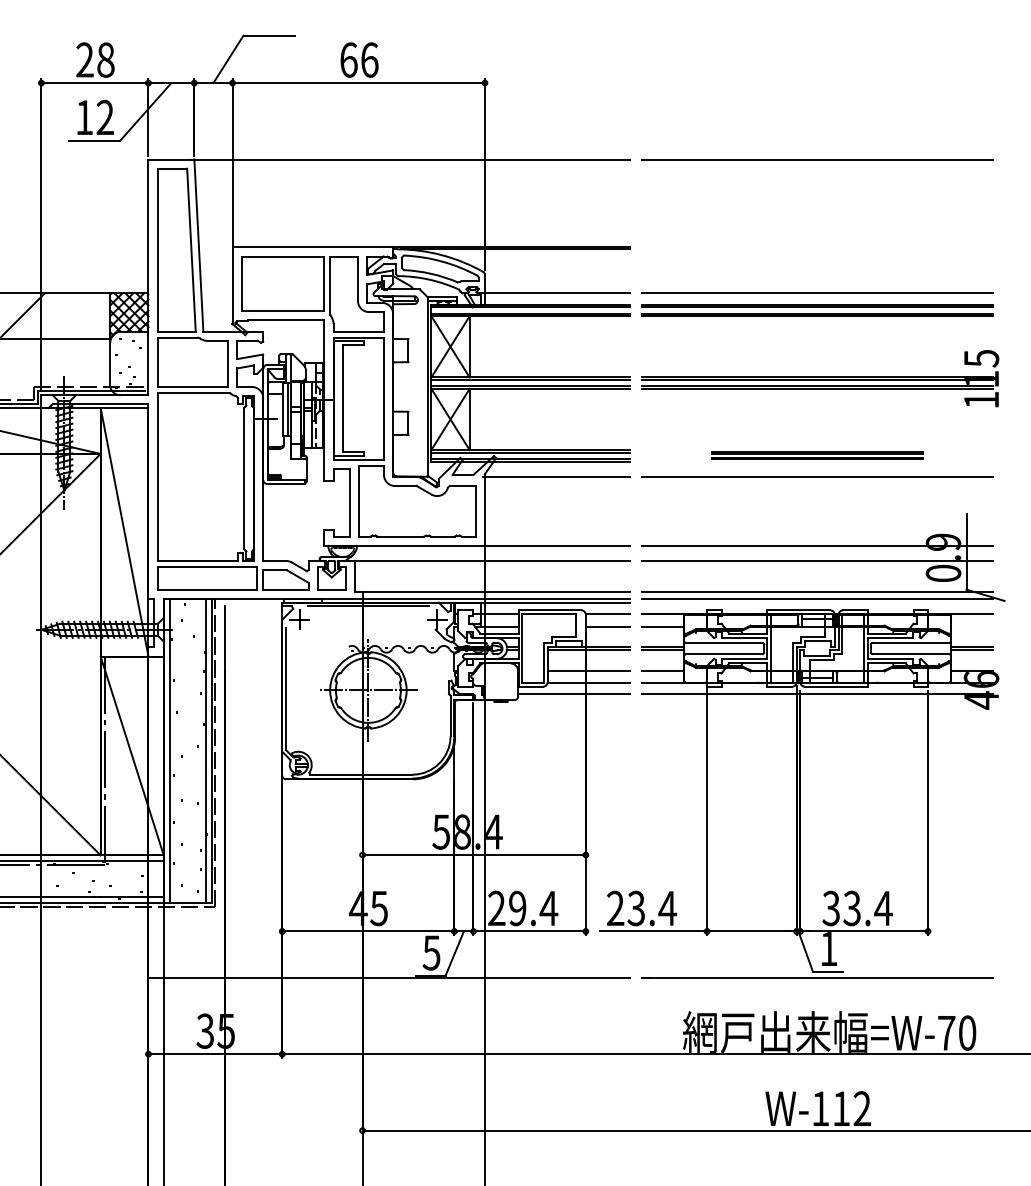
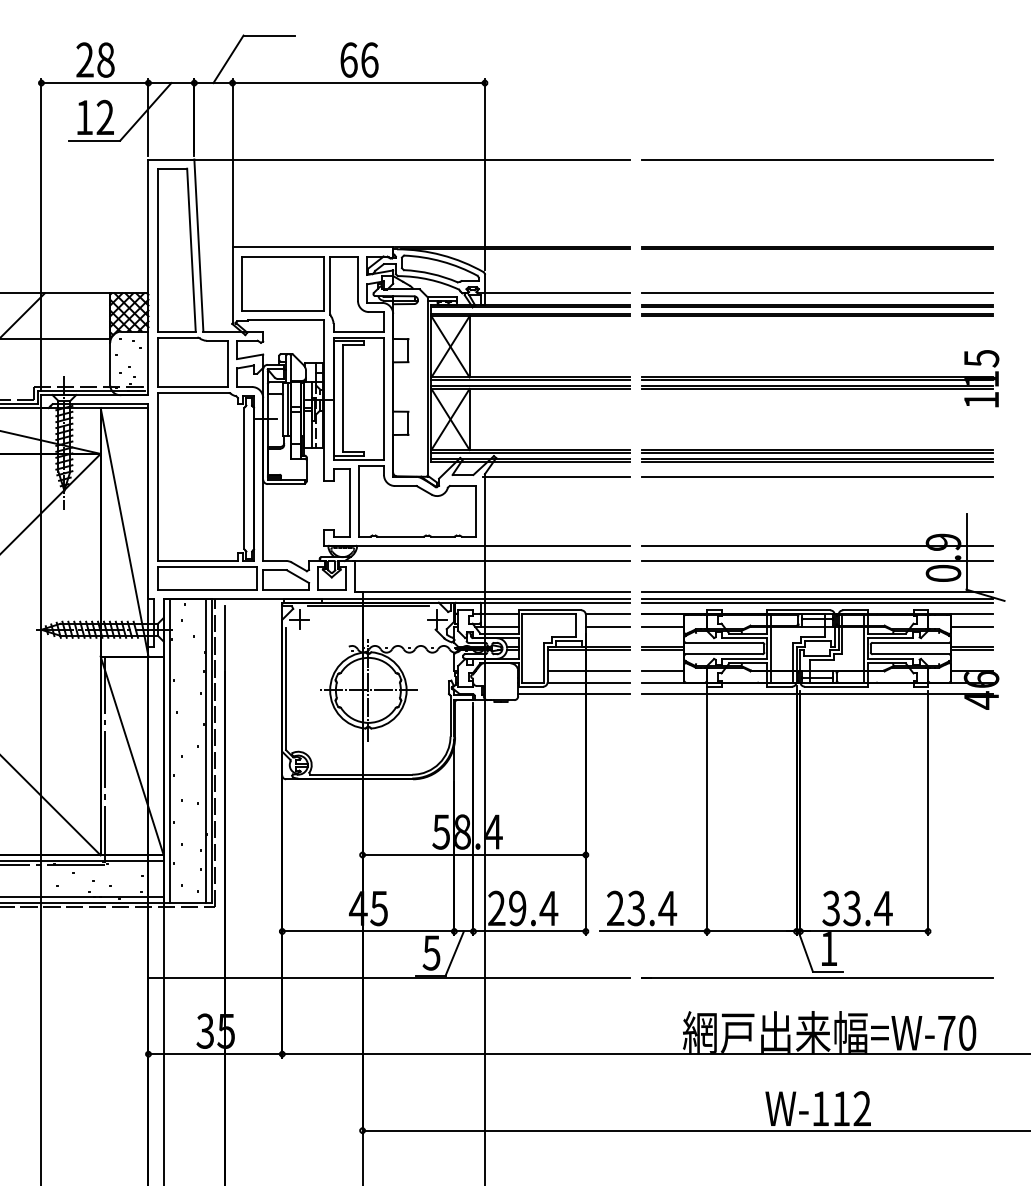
line: none -> present (817, 247)
part size: 213x9 px -> 353x14 px (817, 455)
line: none -> present (817, 602)
line: none -> present (972, 626)
